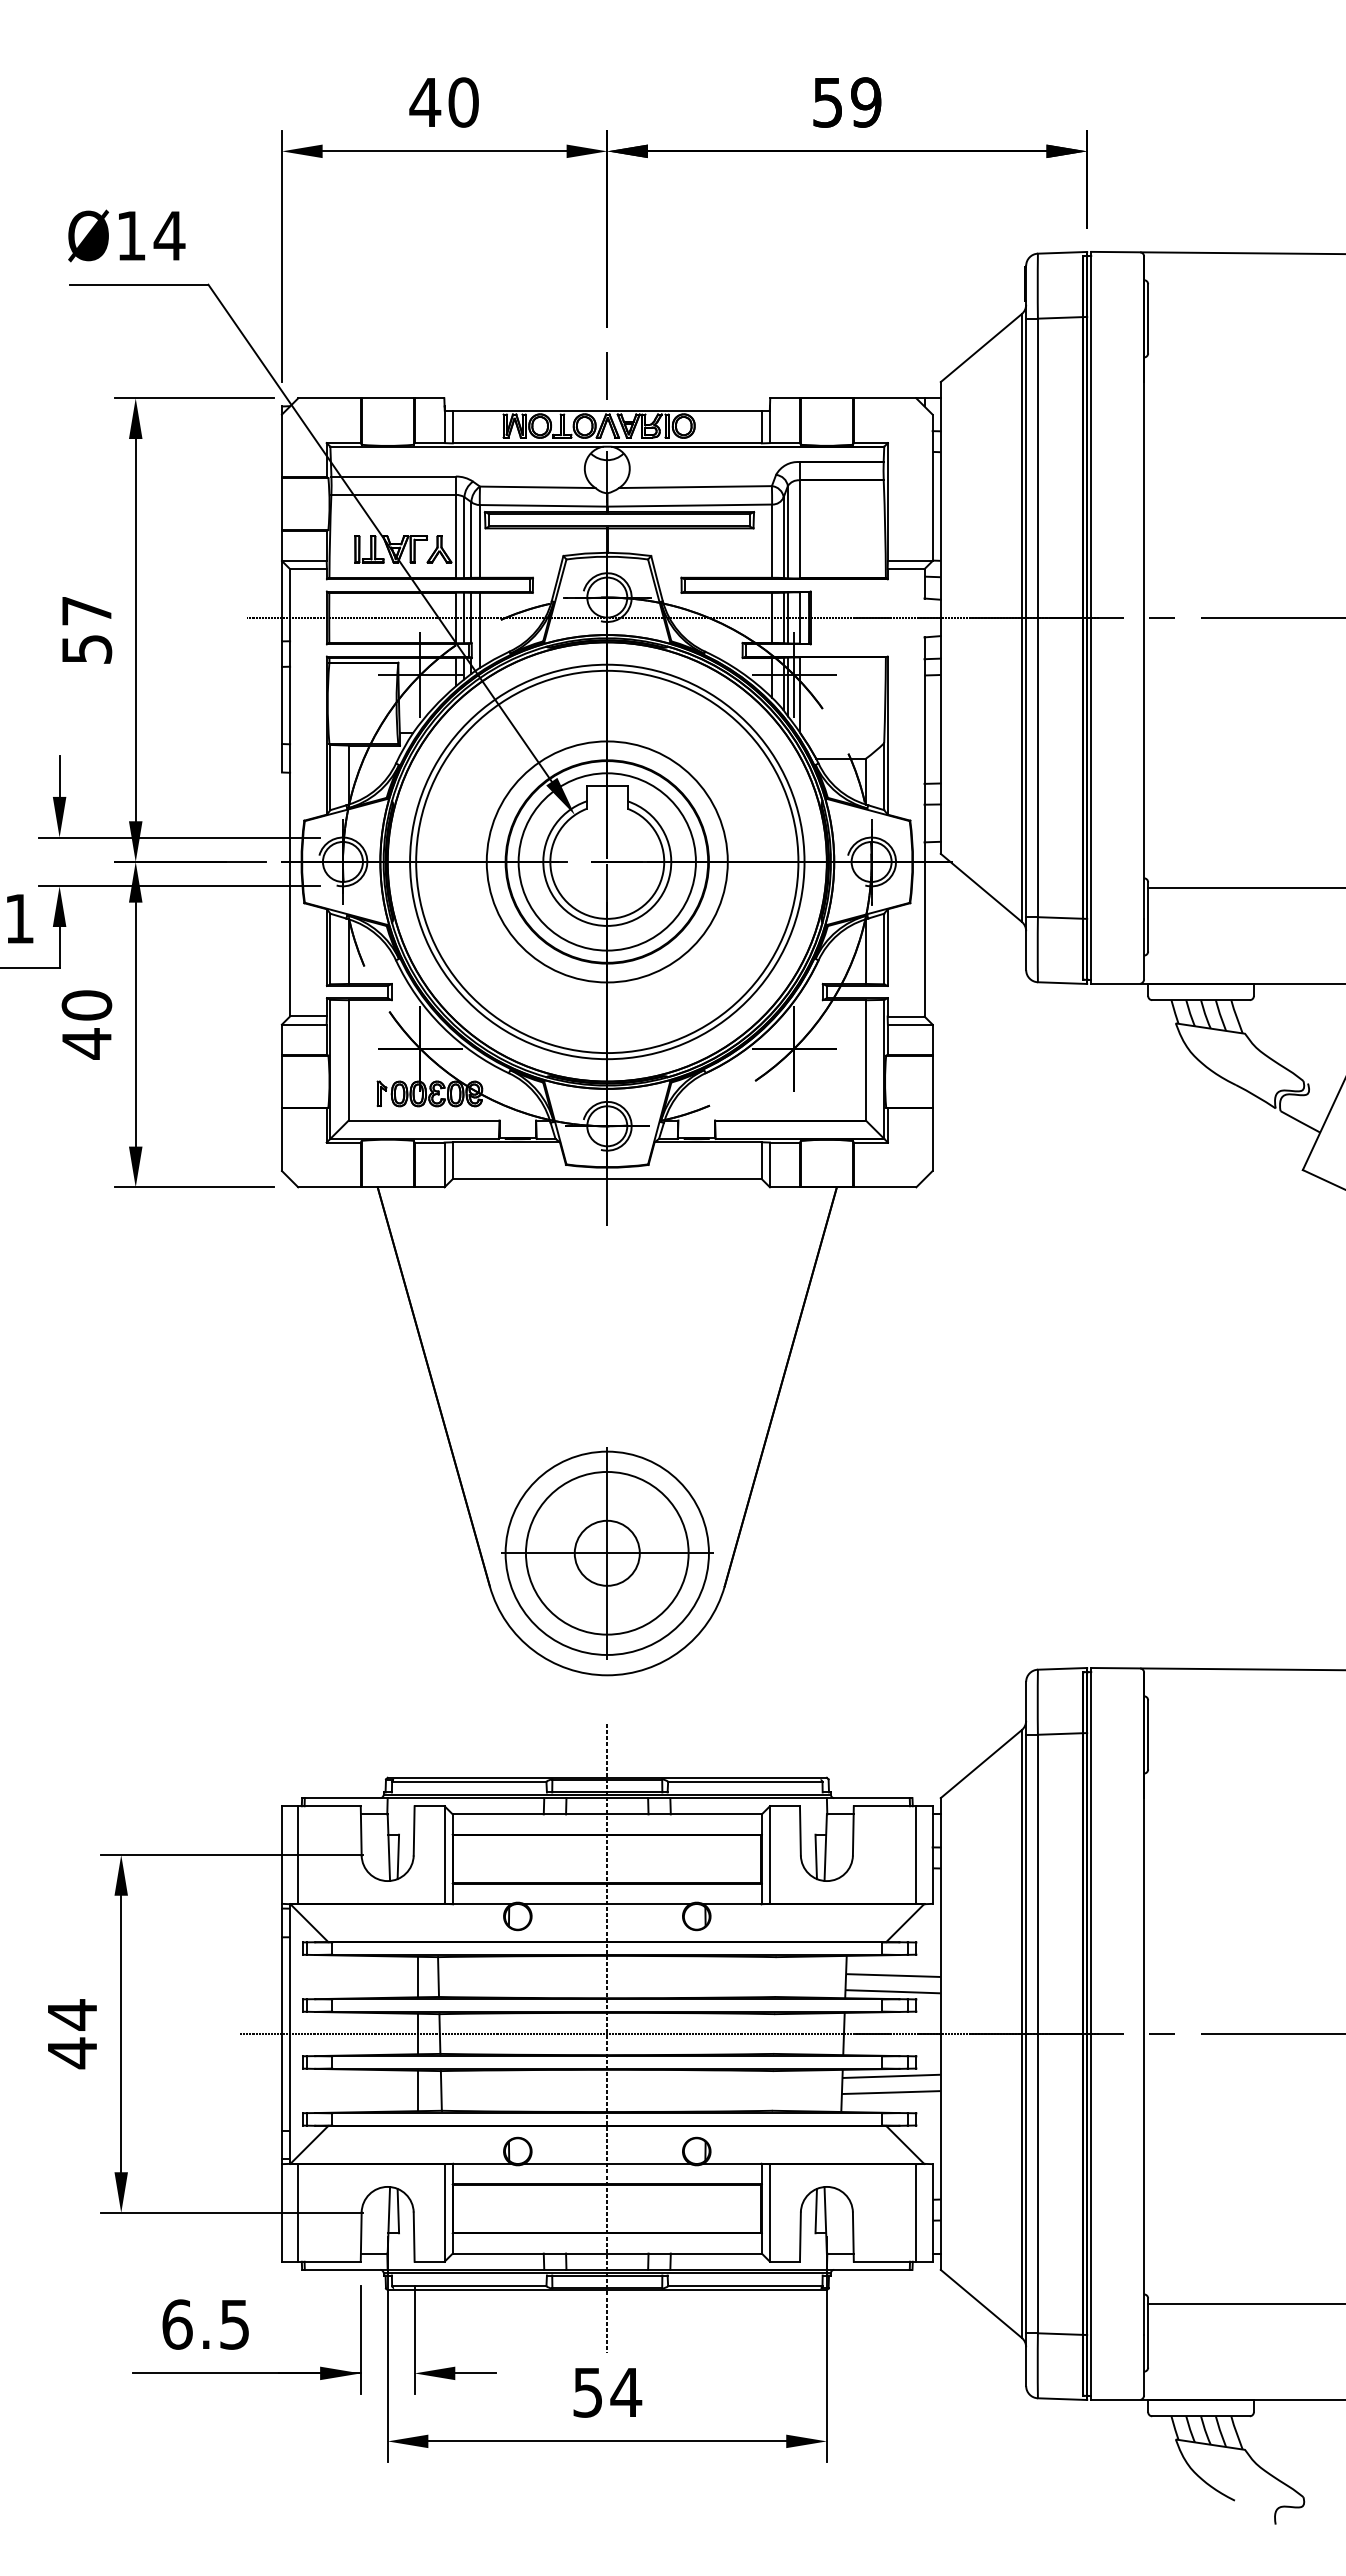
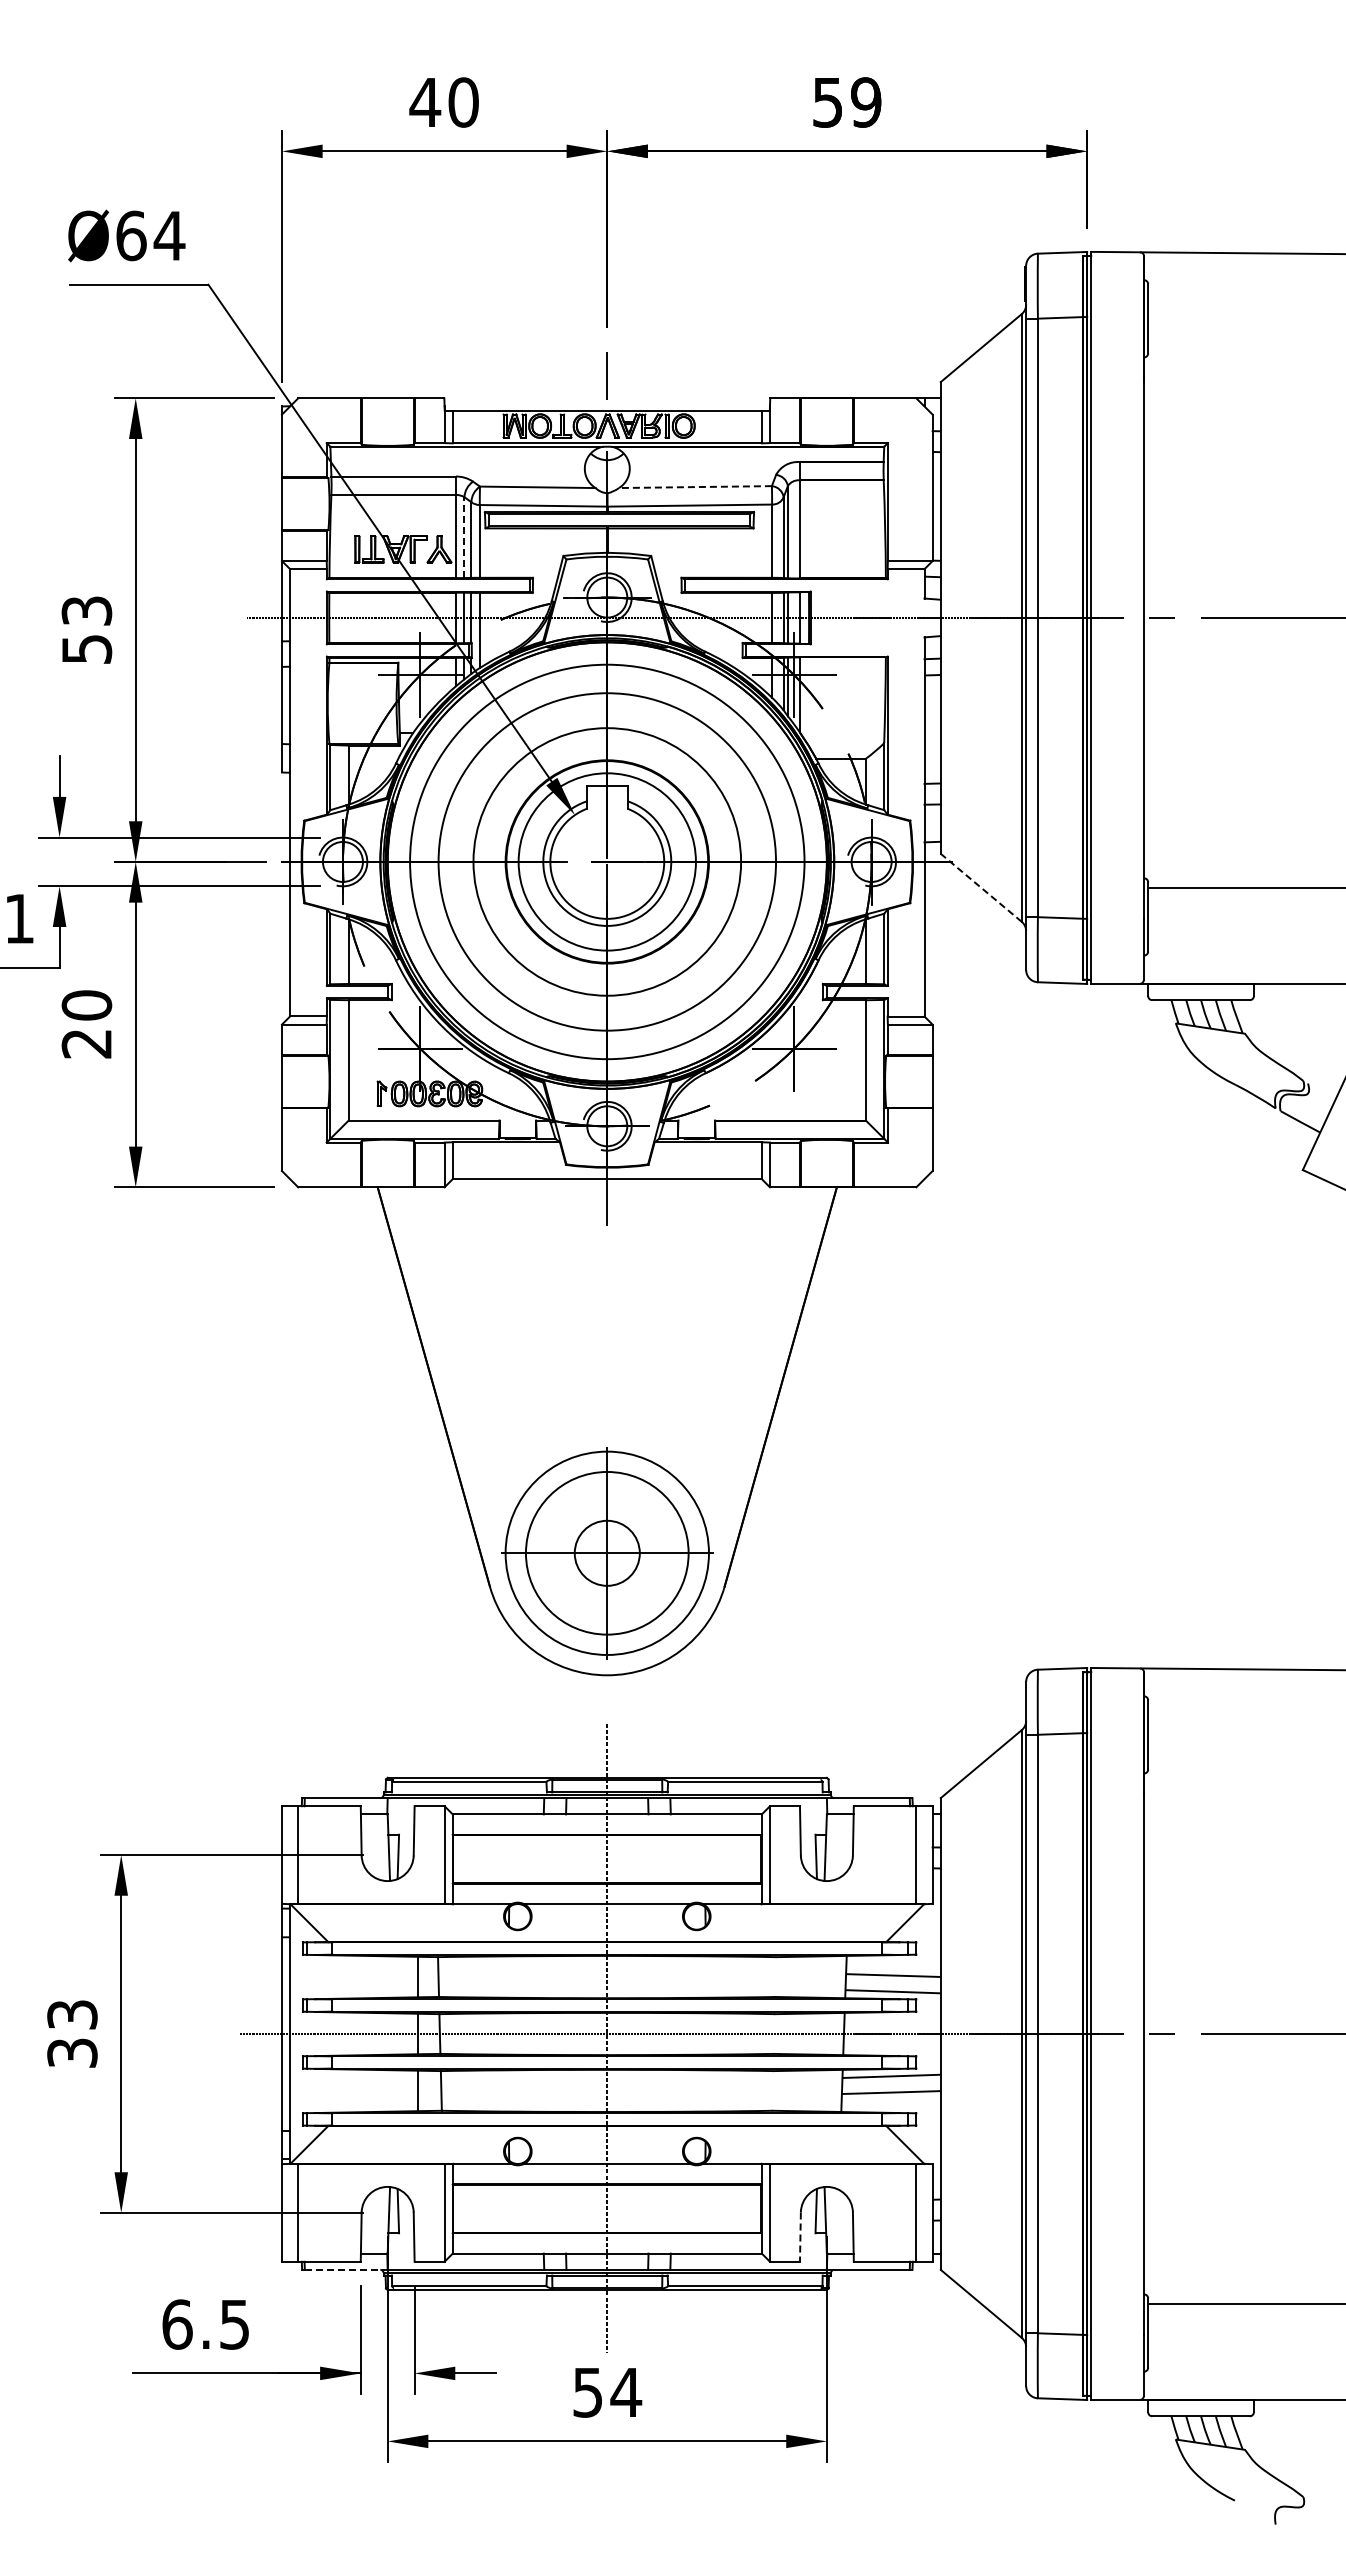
text: Ø14 -> Ø64 (131, 235)
line: solid -> dashed (694, 487)
line: solid -> dashed (464, 537)
text: 57 -> 53 (86, 610)
circle diameter: 241 px -> 337 px (607, 861)
circle diameter: 382 px -> 268 px (607, 861)
line: solid -> dashed (981, 887)
text: 40 -> 20 (86, 1043)
text: 44 -> 33 (72, 2034)
line: solid -> dashed (800, 2237)
line: solid -> dashed (346, 2269)
